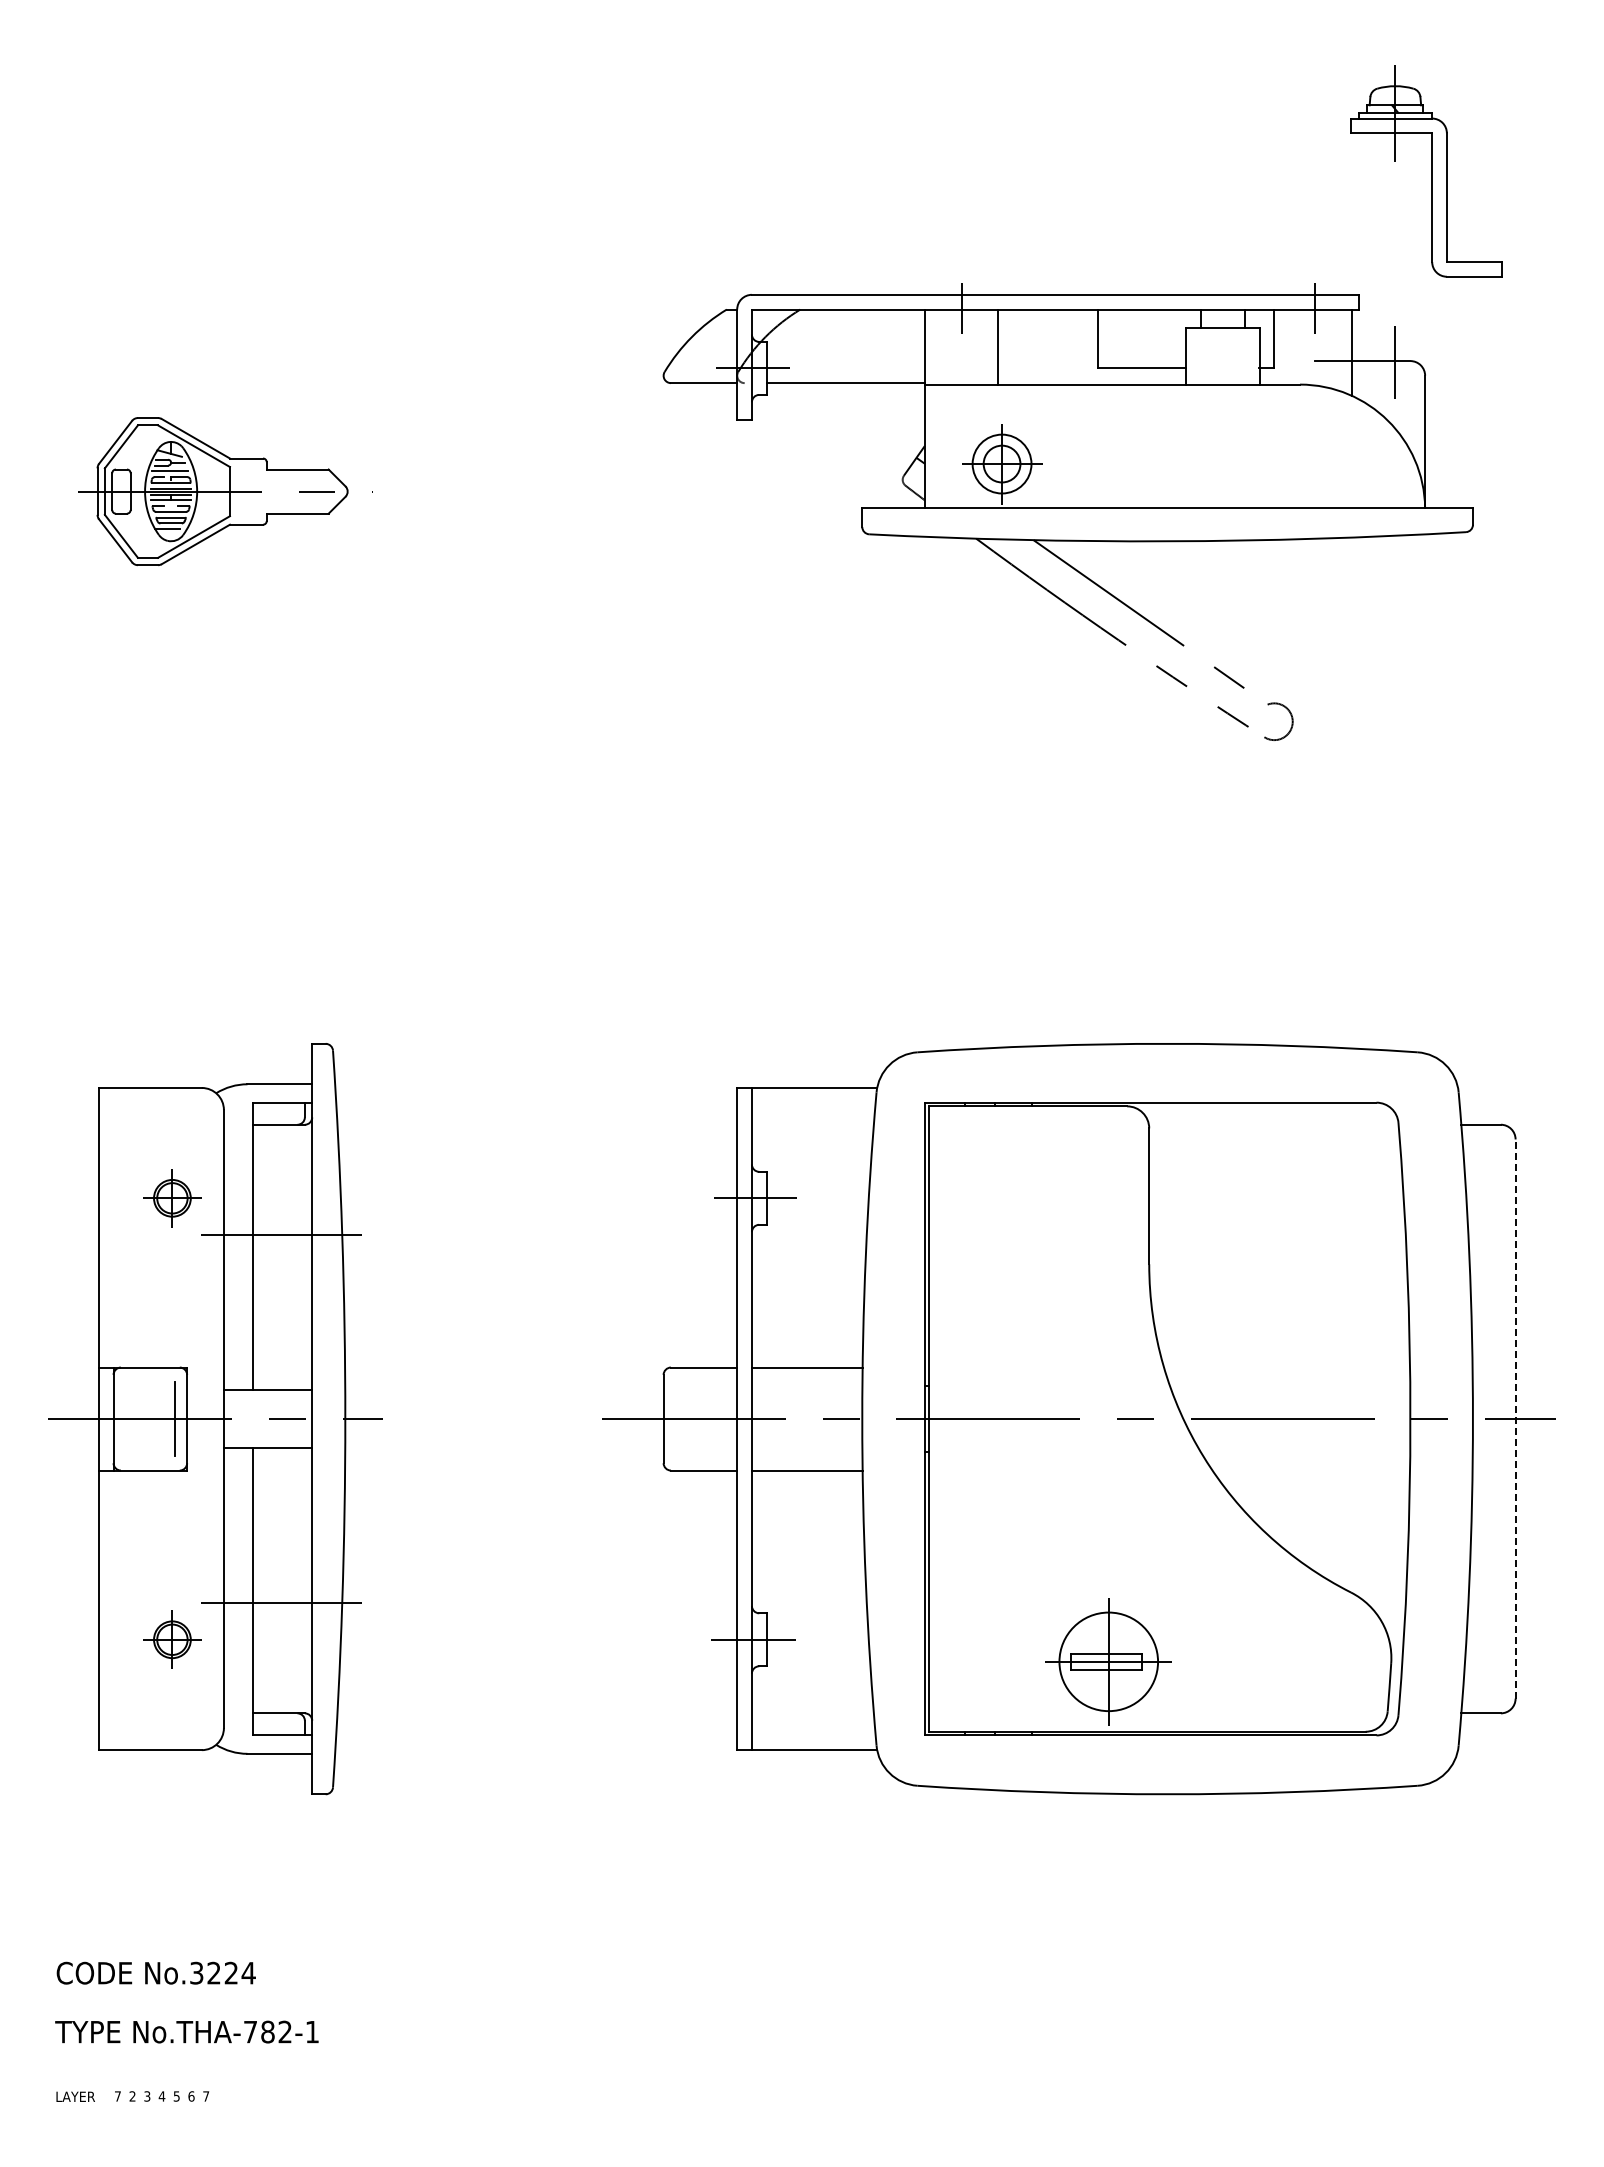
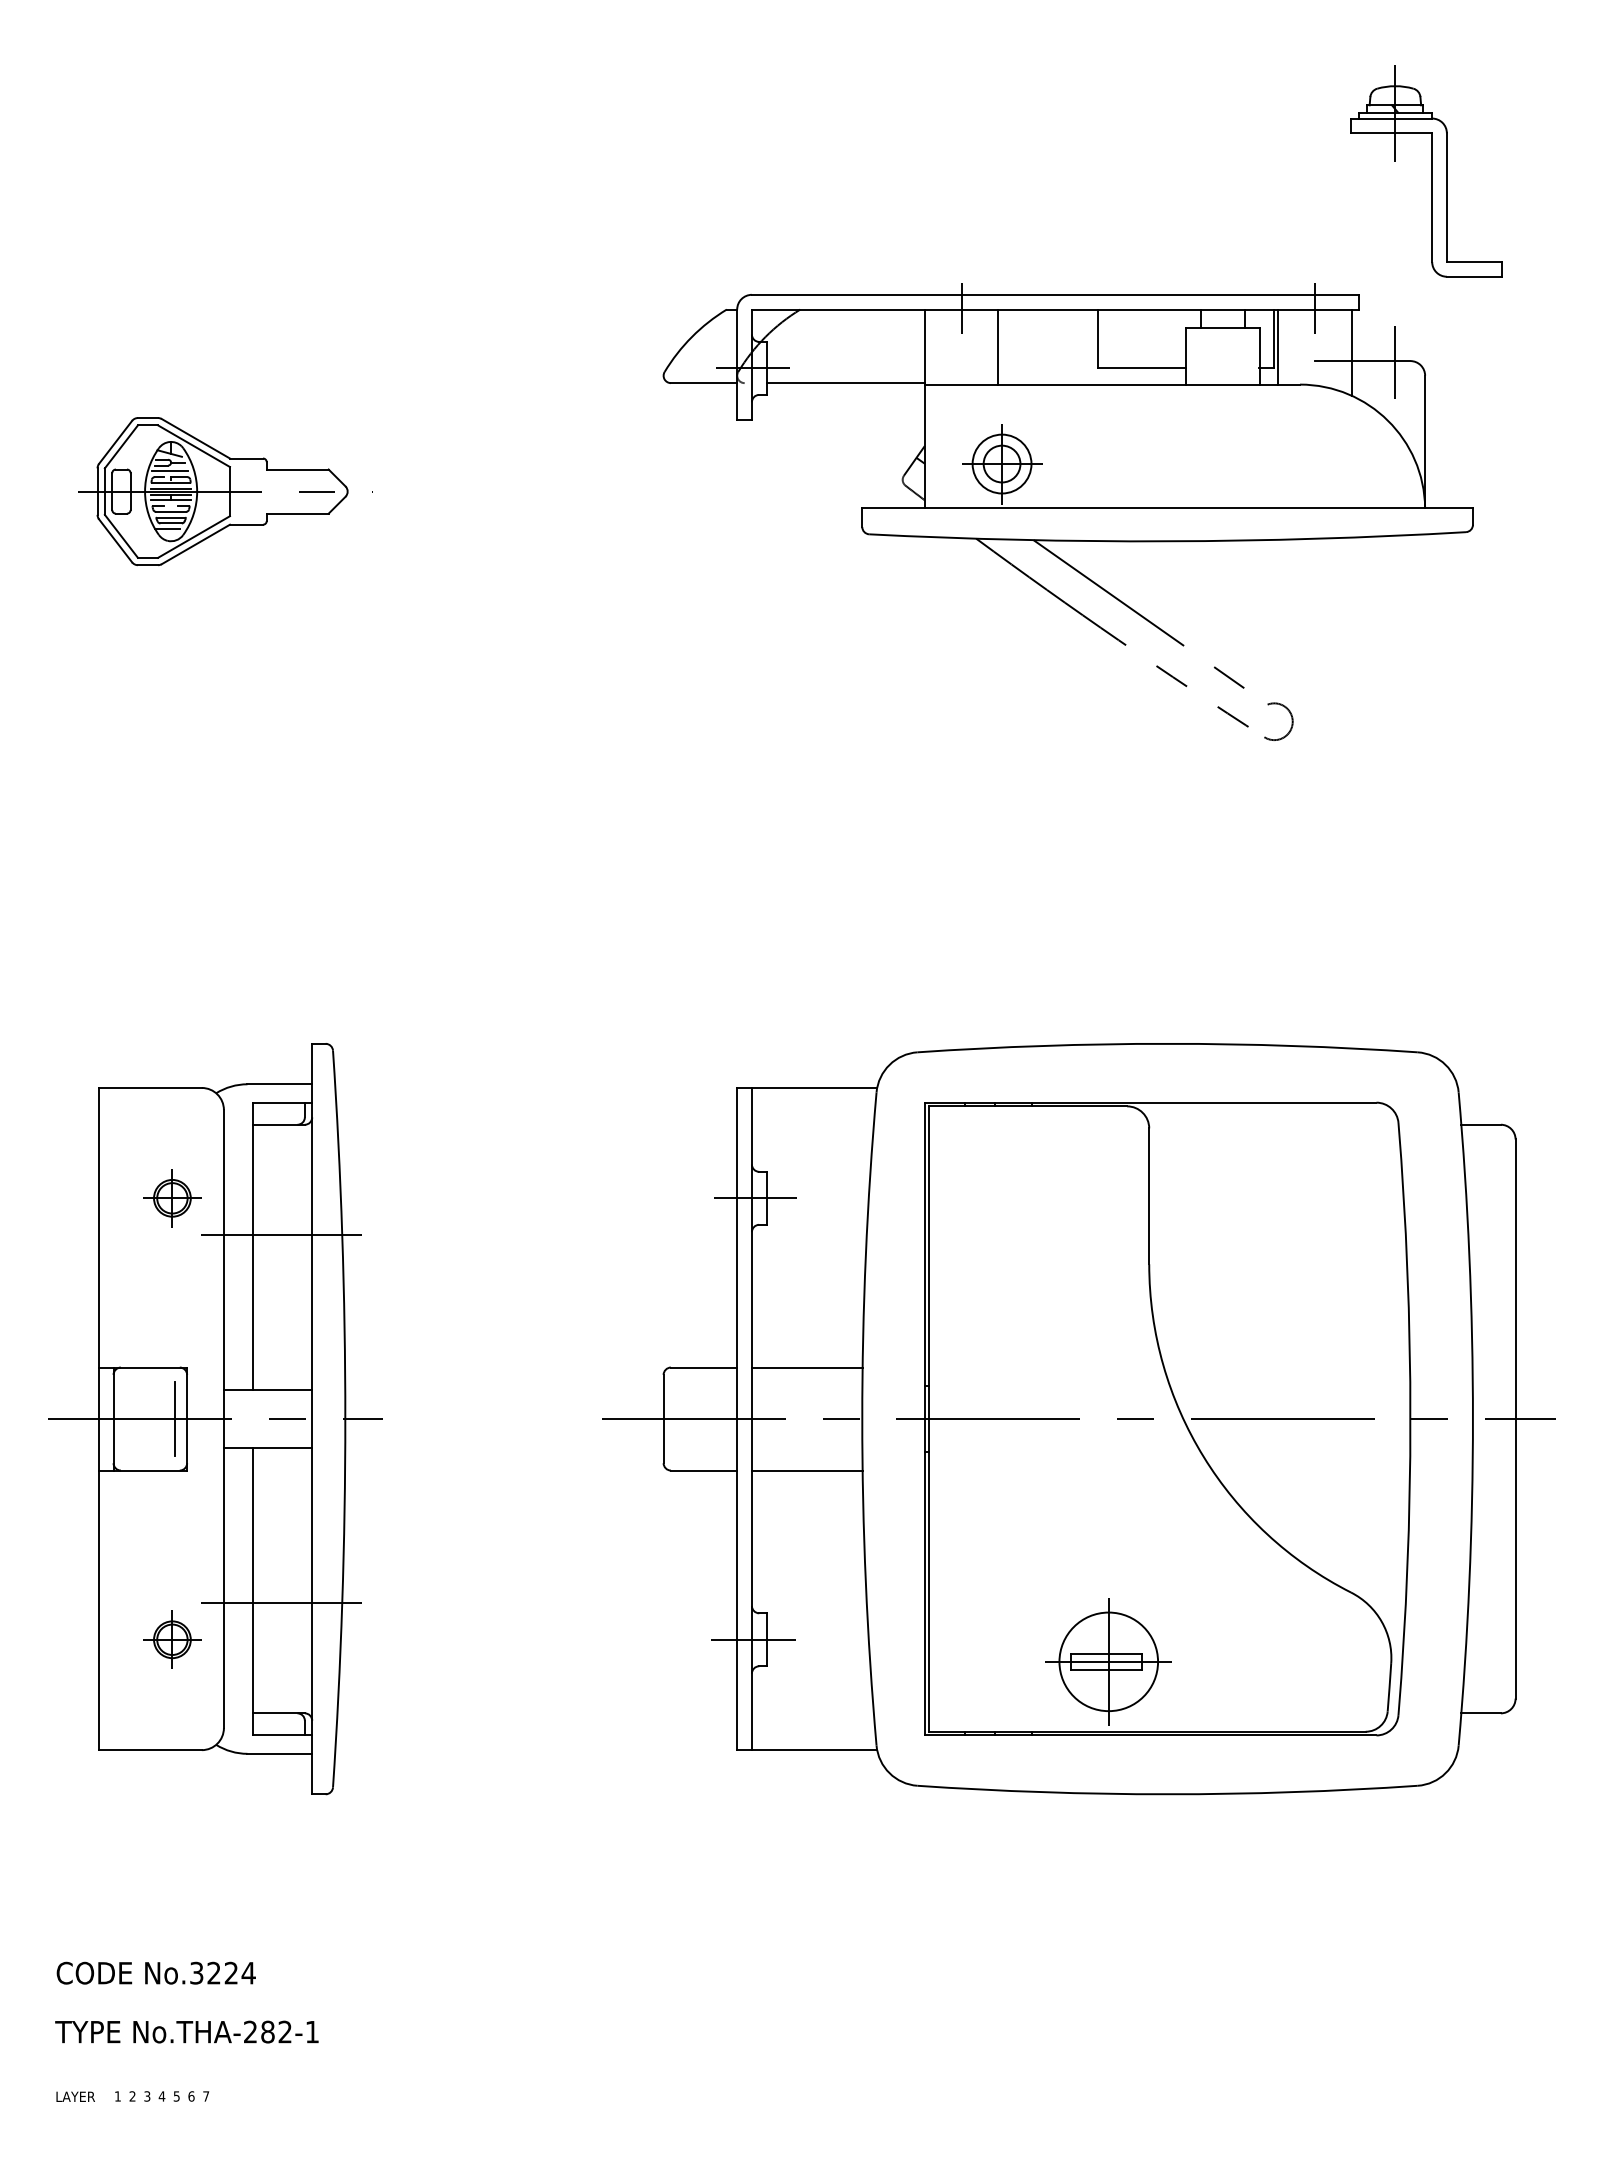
line: none -> present (1277, 346)
line: dashed -> solid (1515, 1419)
text: No.THA-782-1 -> No.THA-282-1 (250, 2031)
text: 7 -> 1 (117, 2096)
